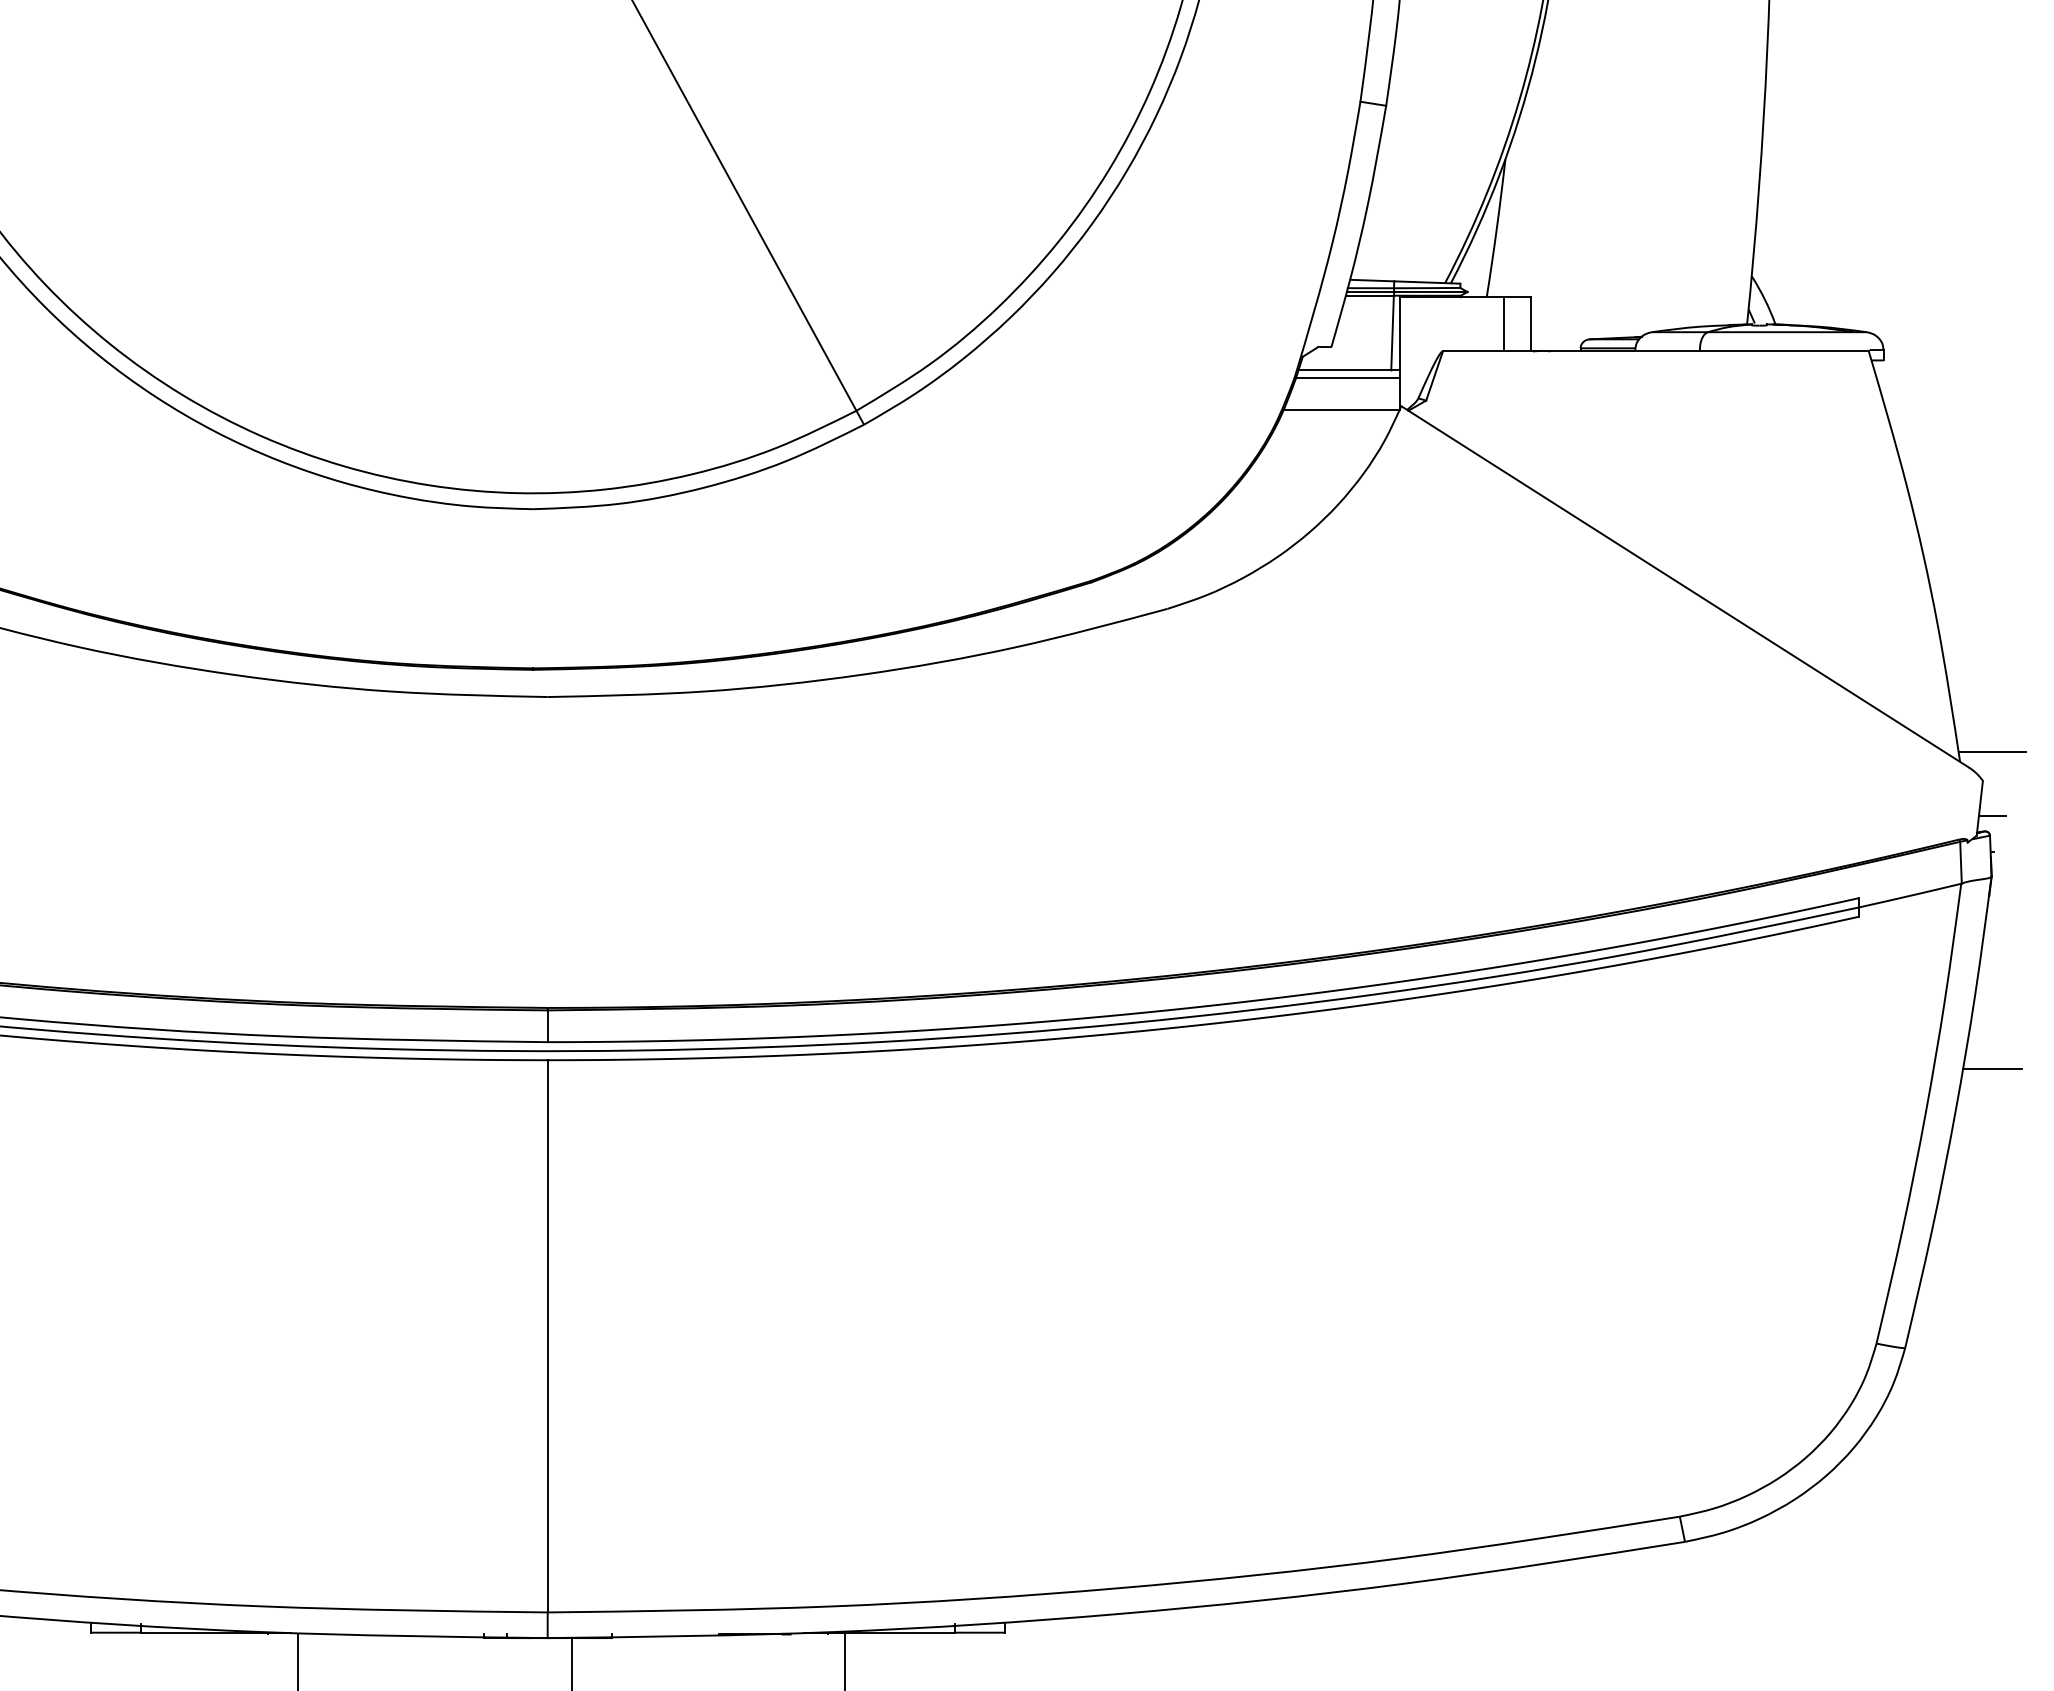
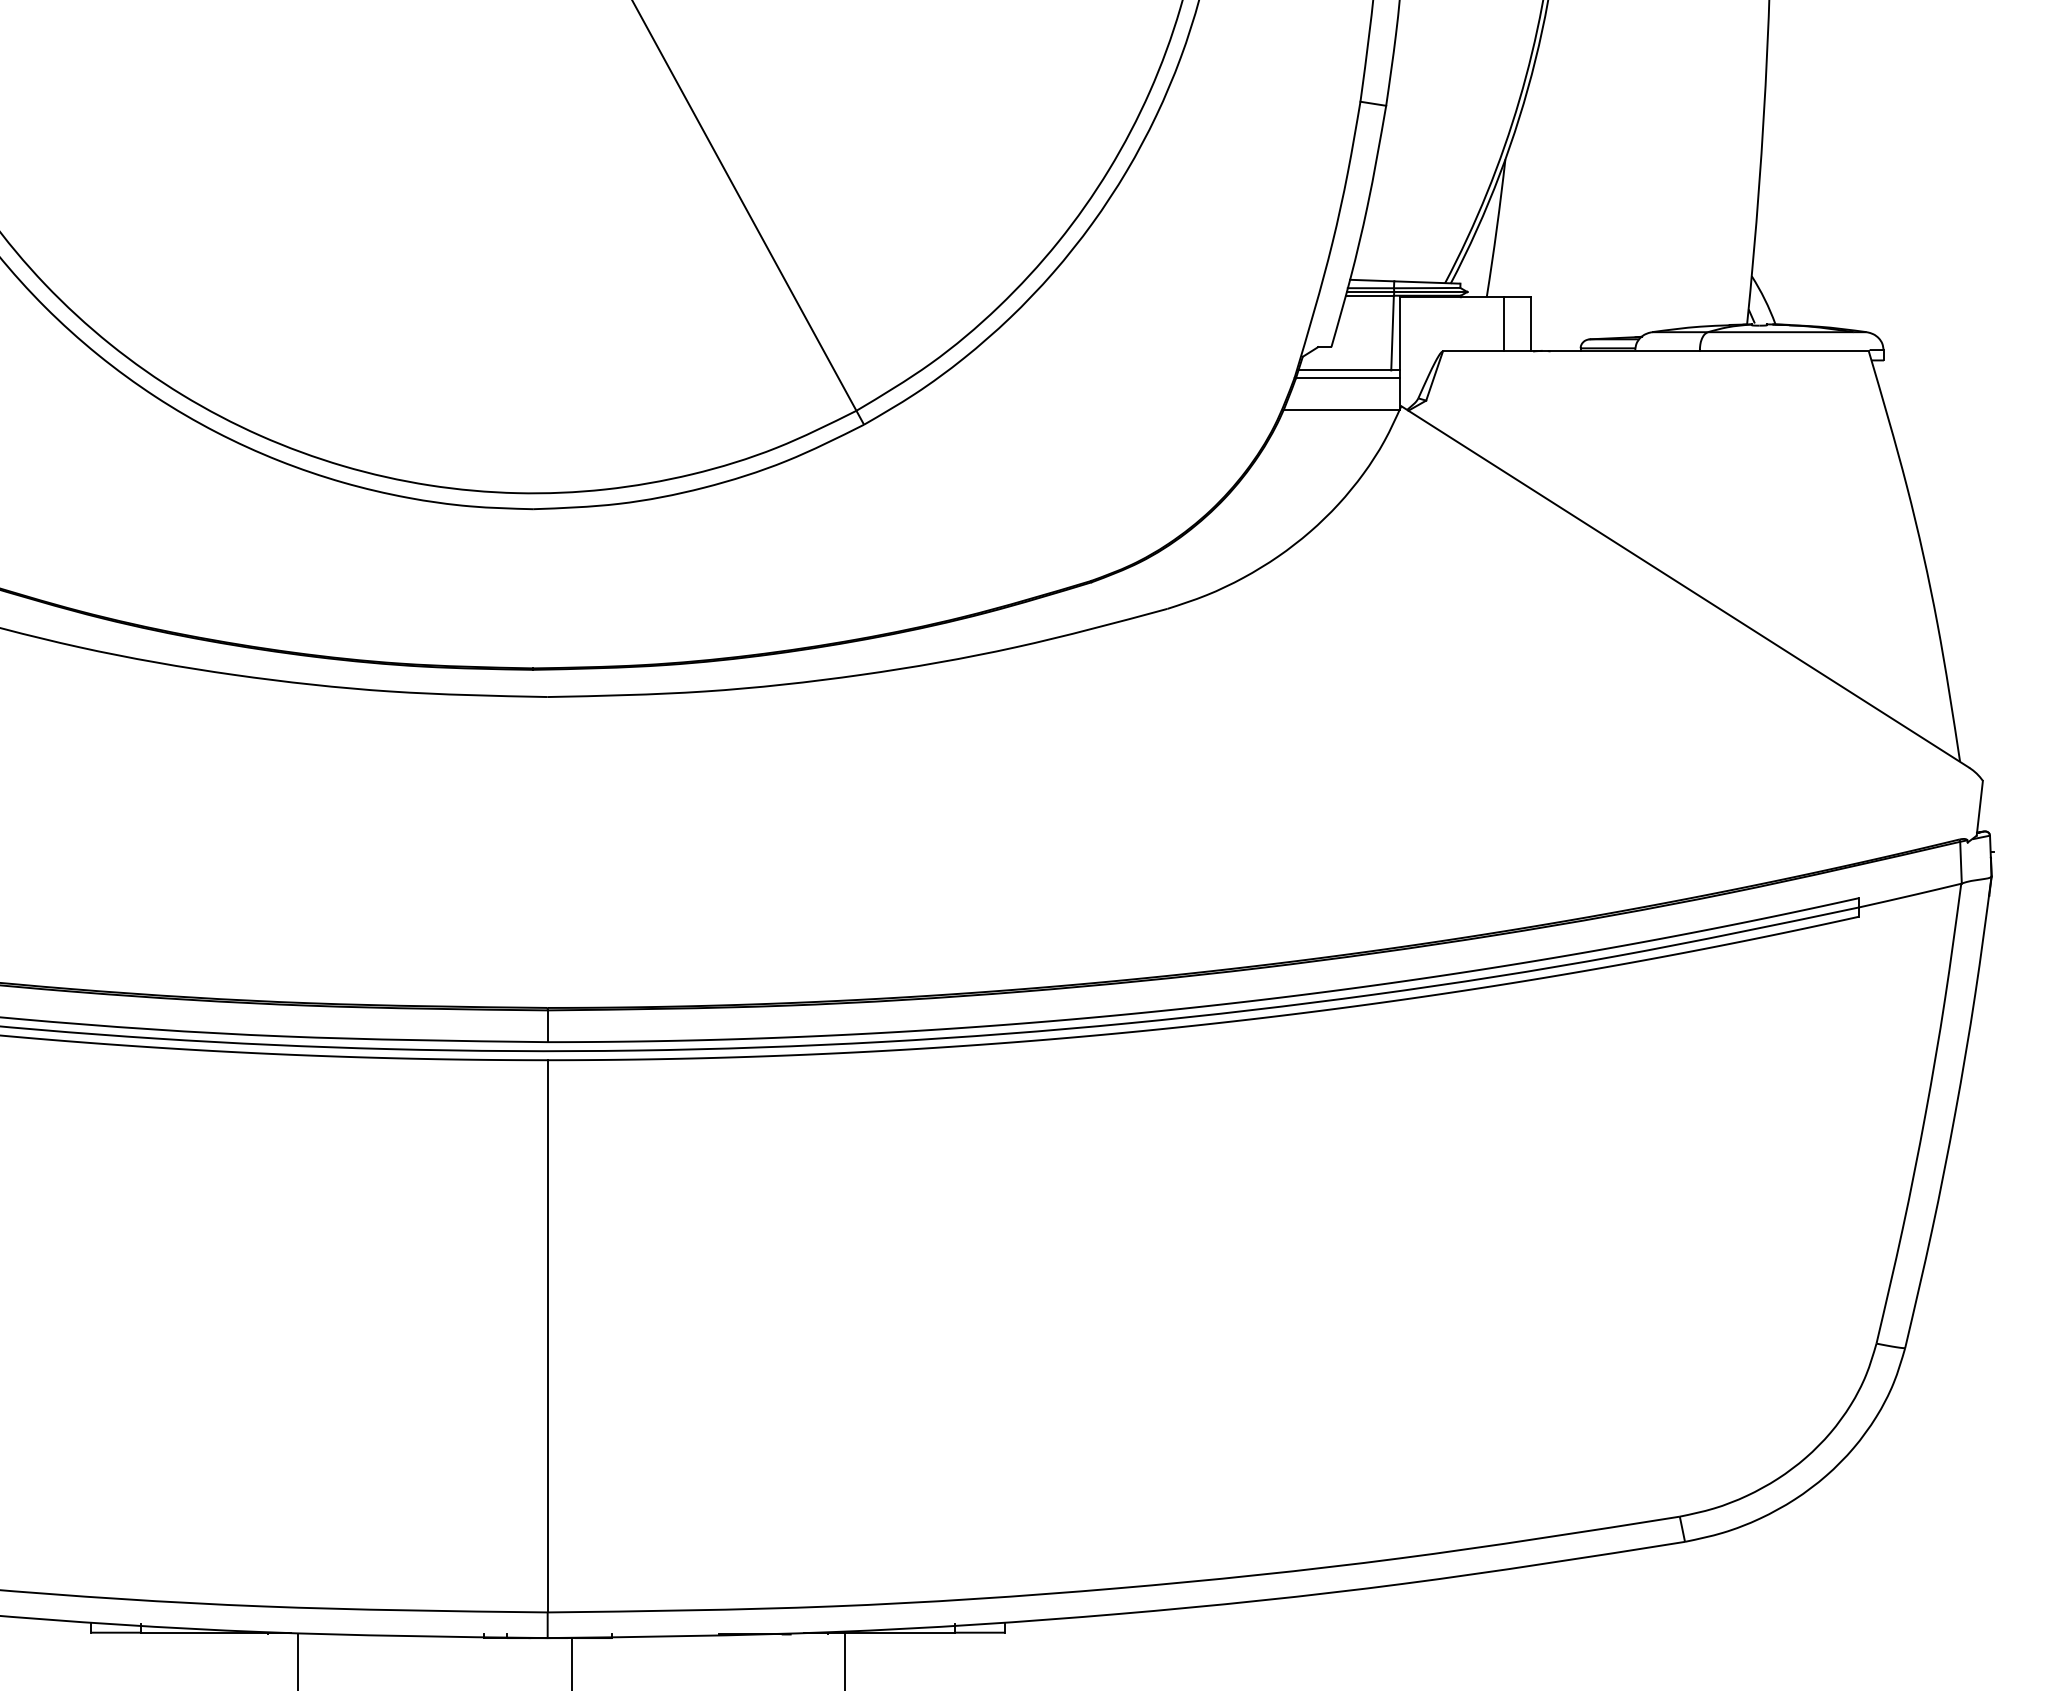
line: present -> none (1992, 752)
line: present -> none (1991, 815)
line: present -> none (1991, 1068)
